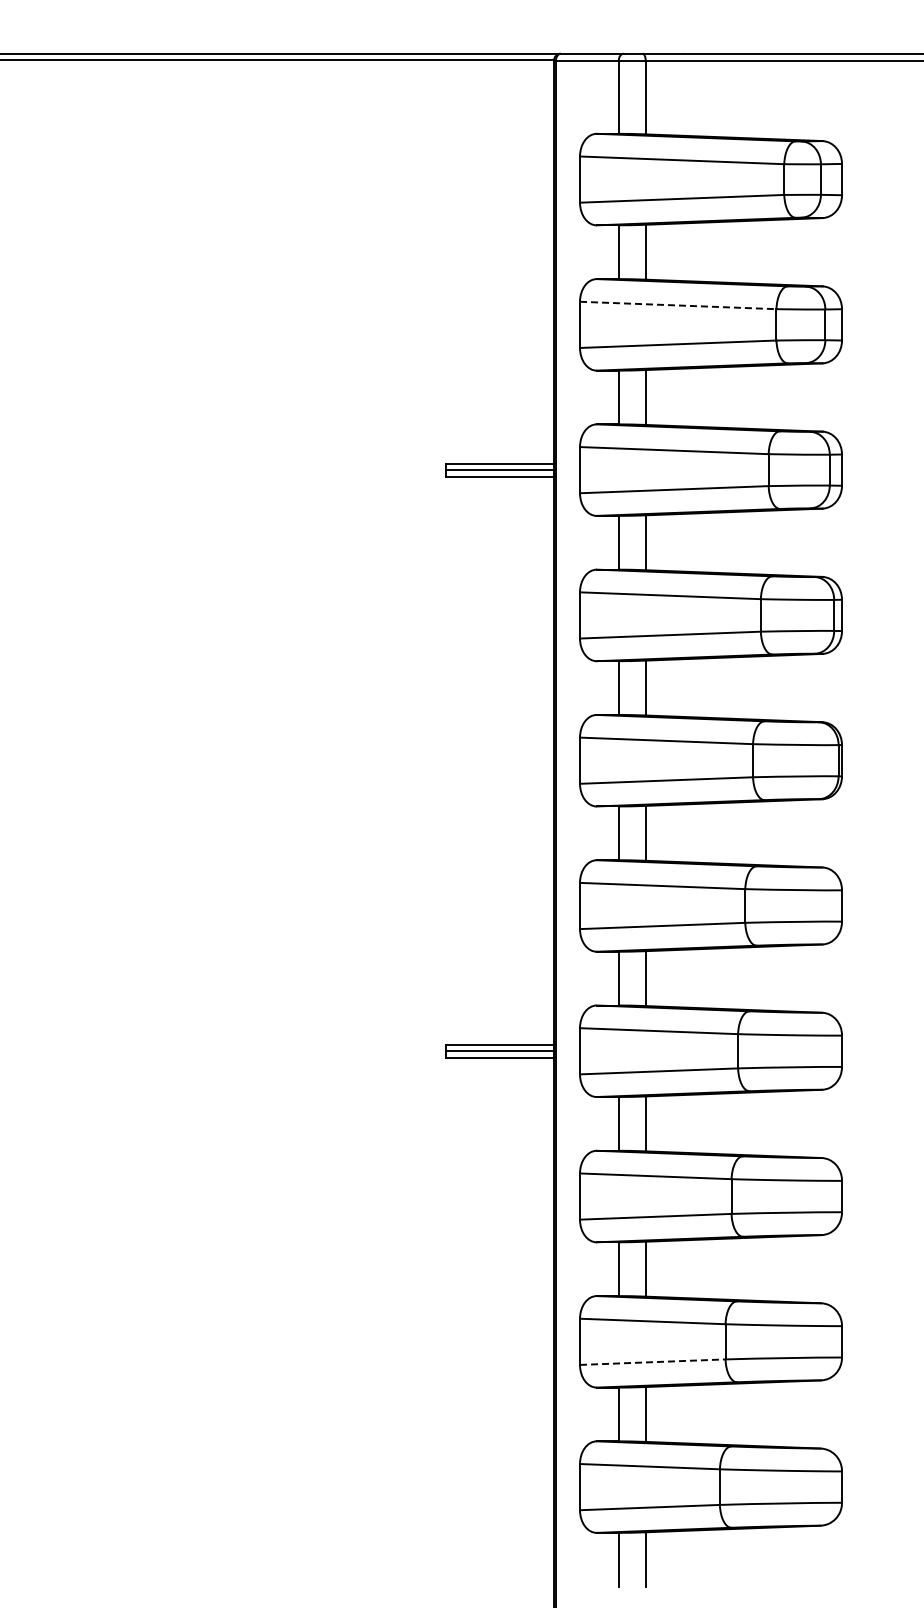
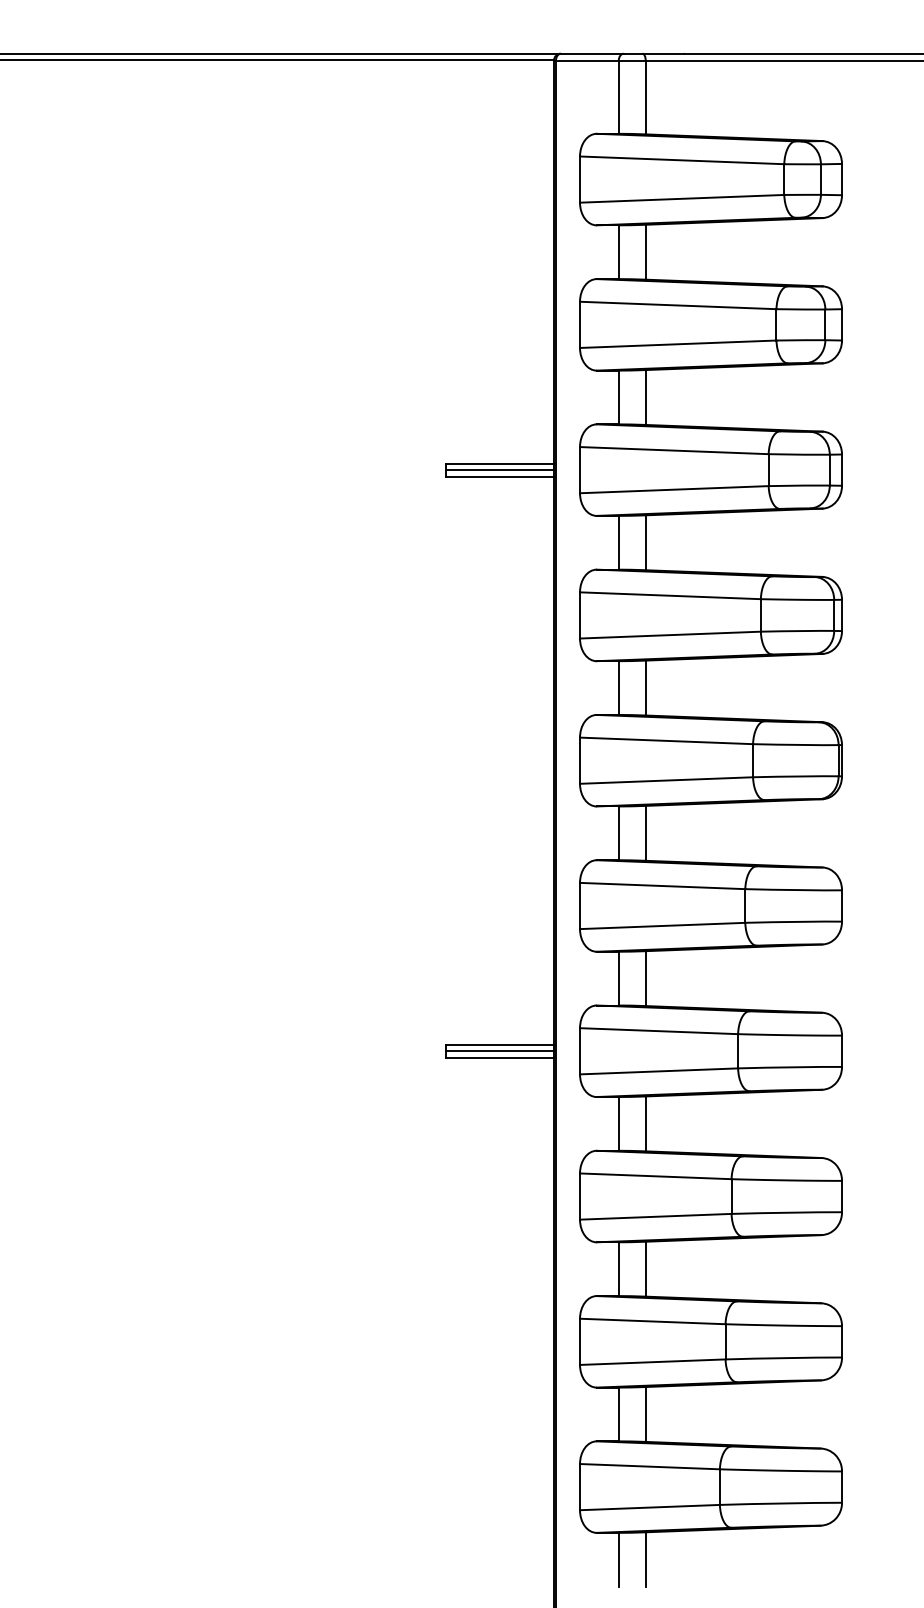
line: dashed -> solid (678, 305)
line: dashed -> solid (652, 1362)
